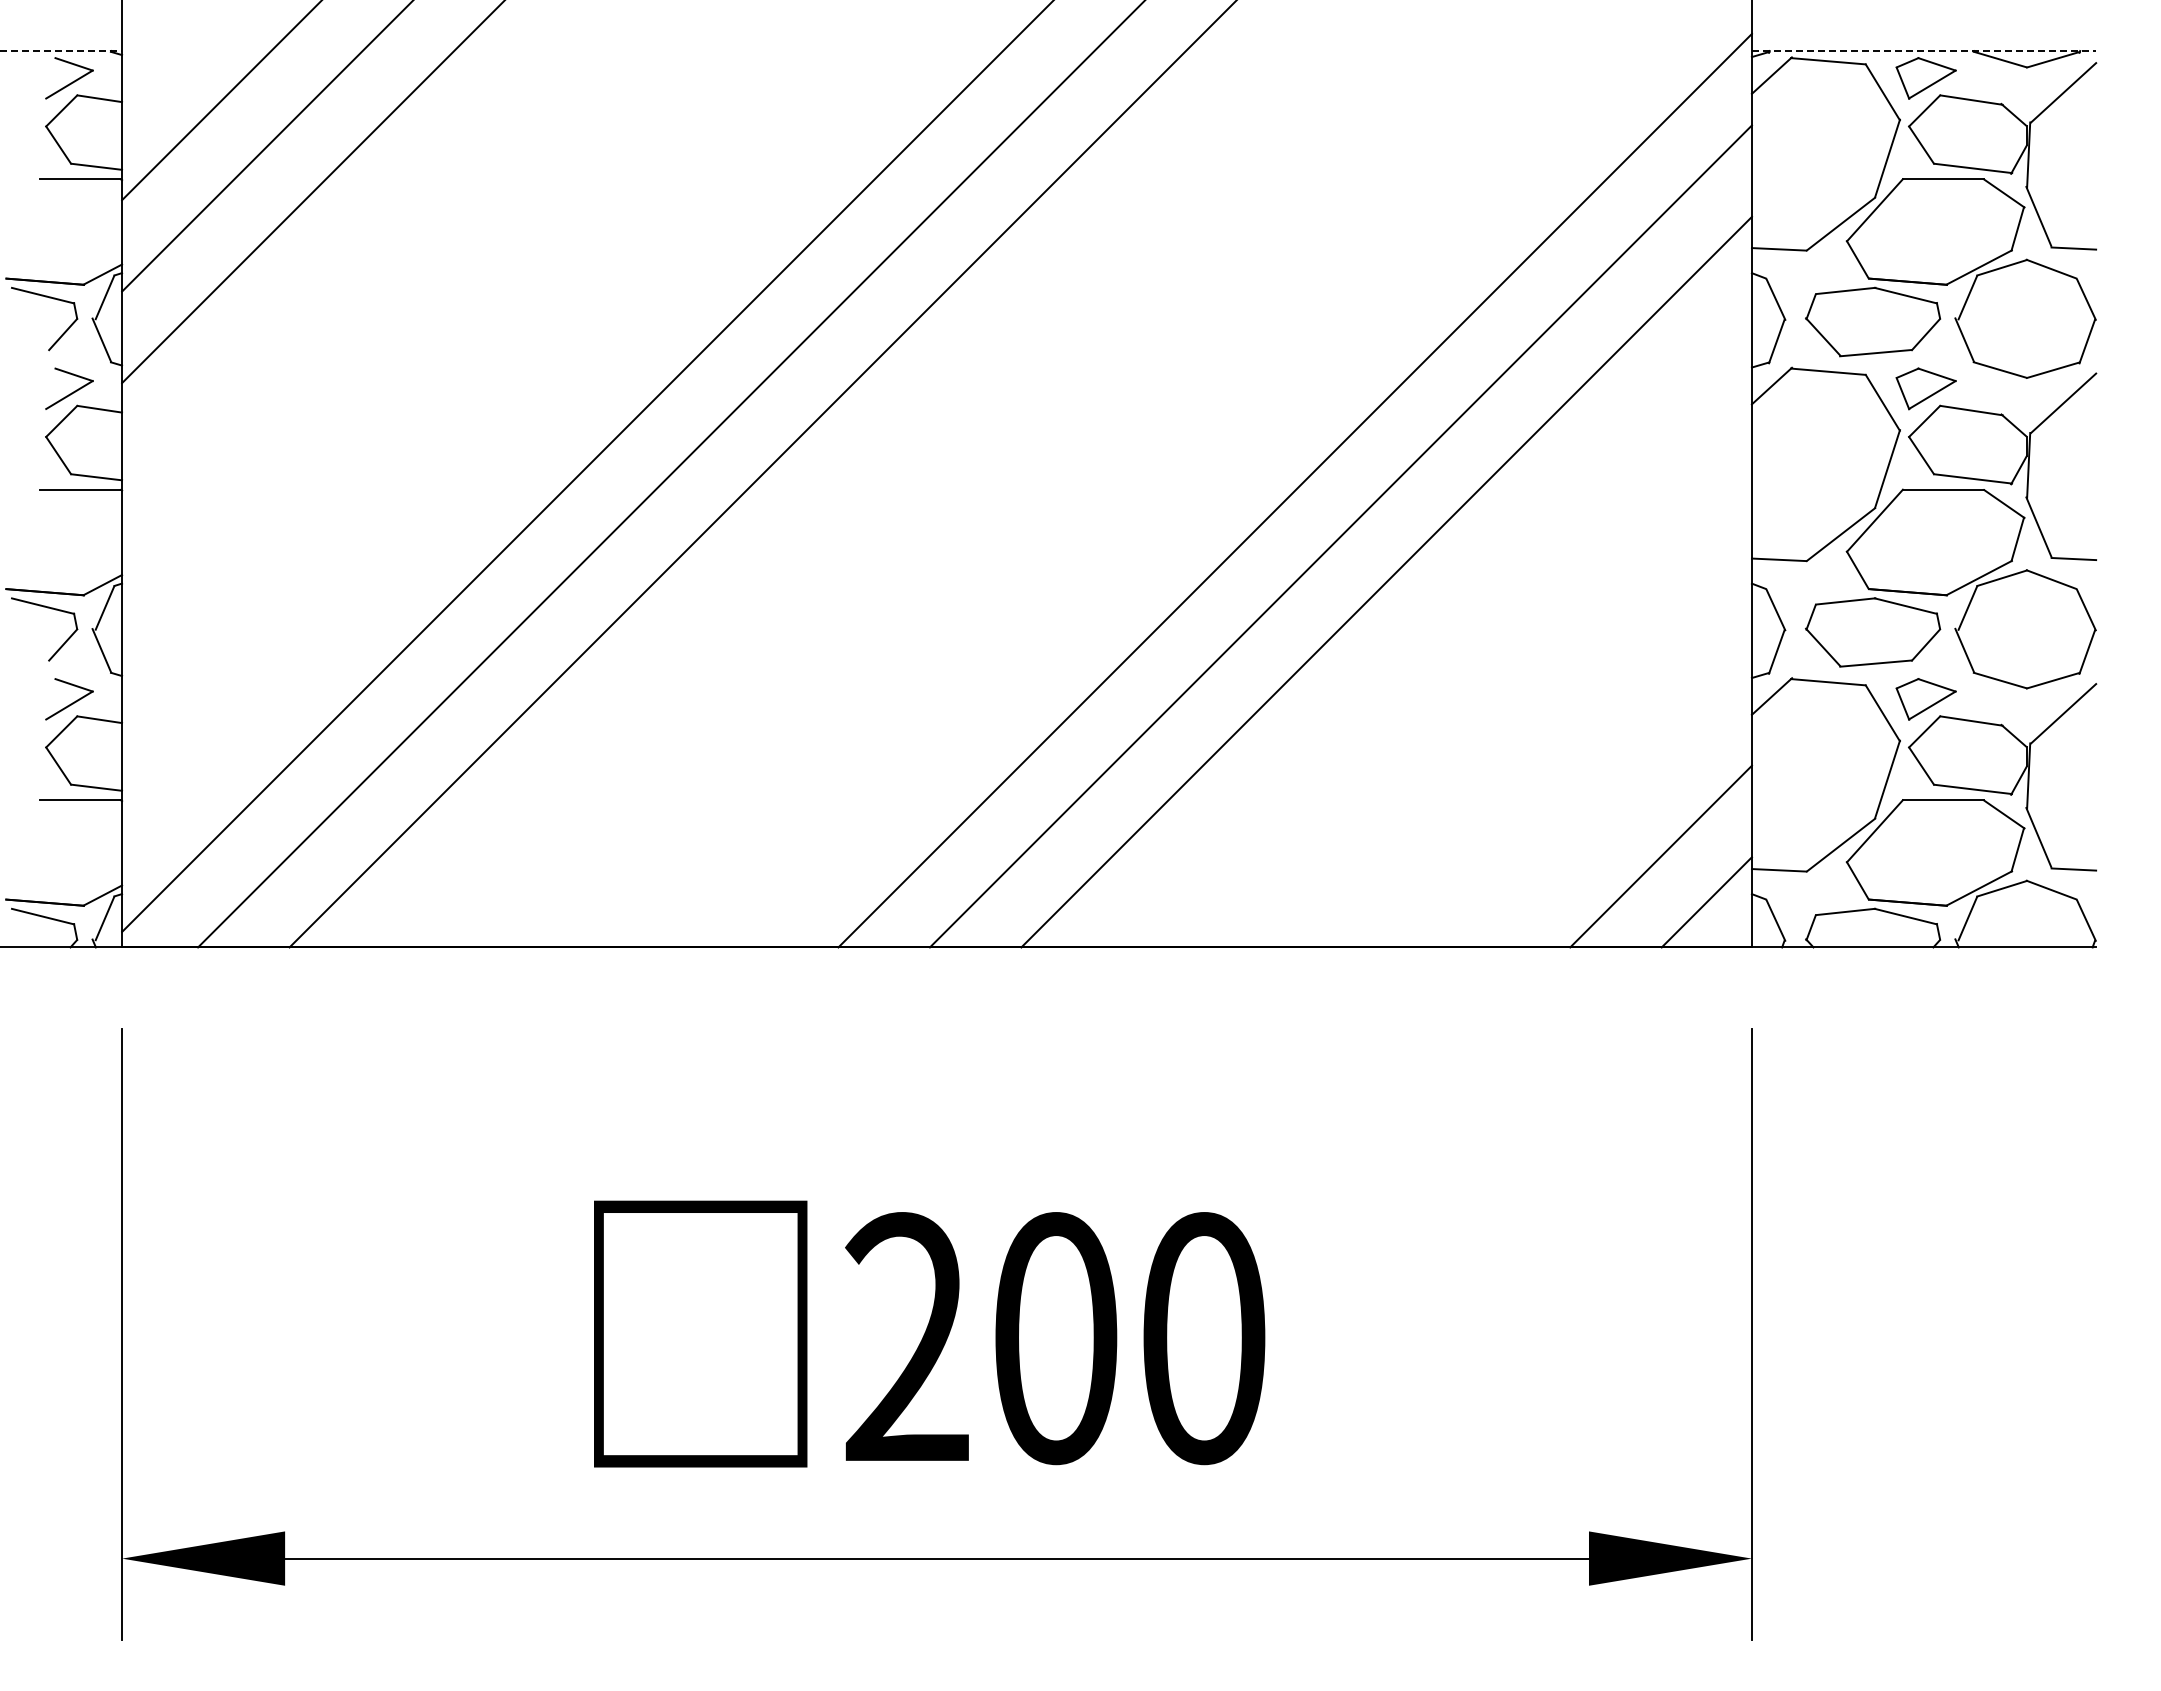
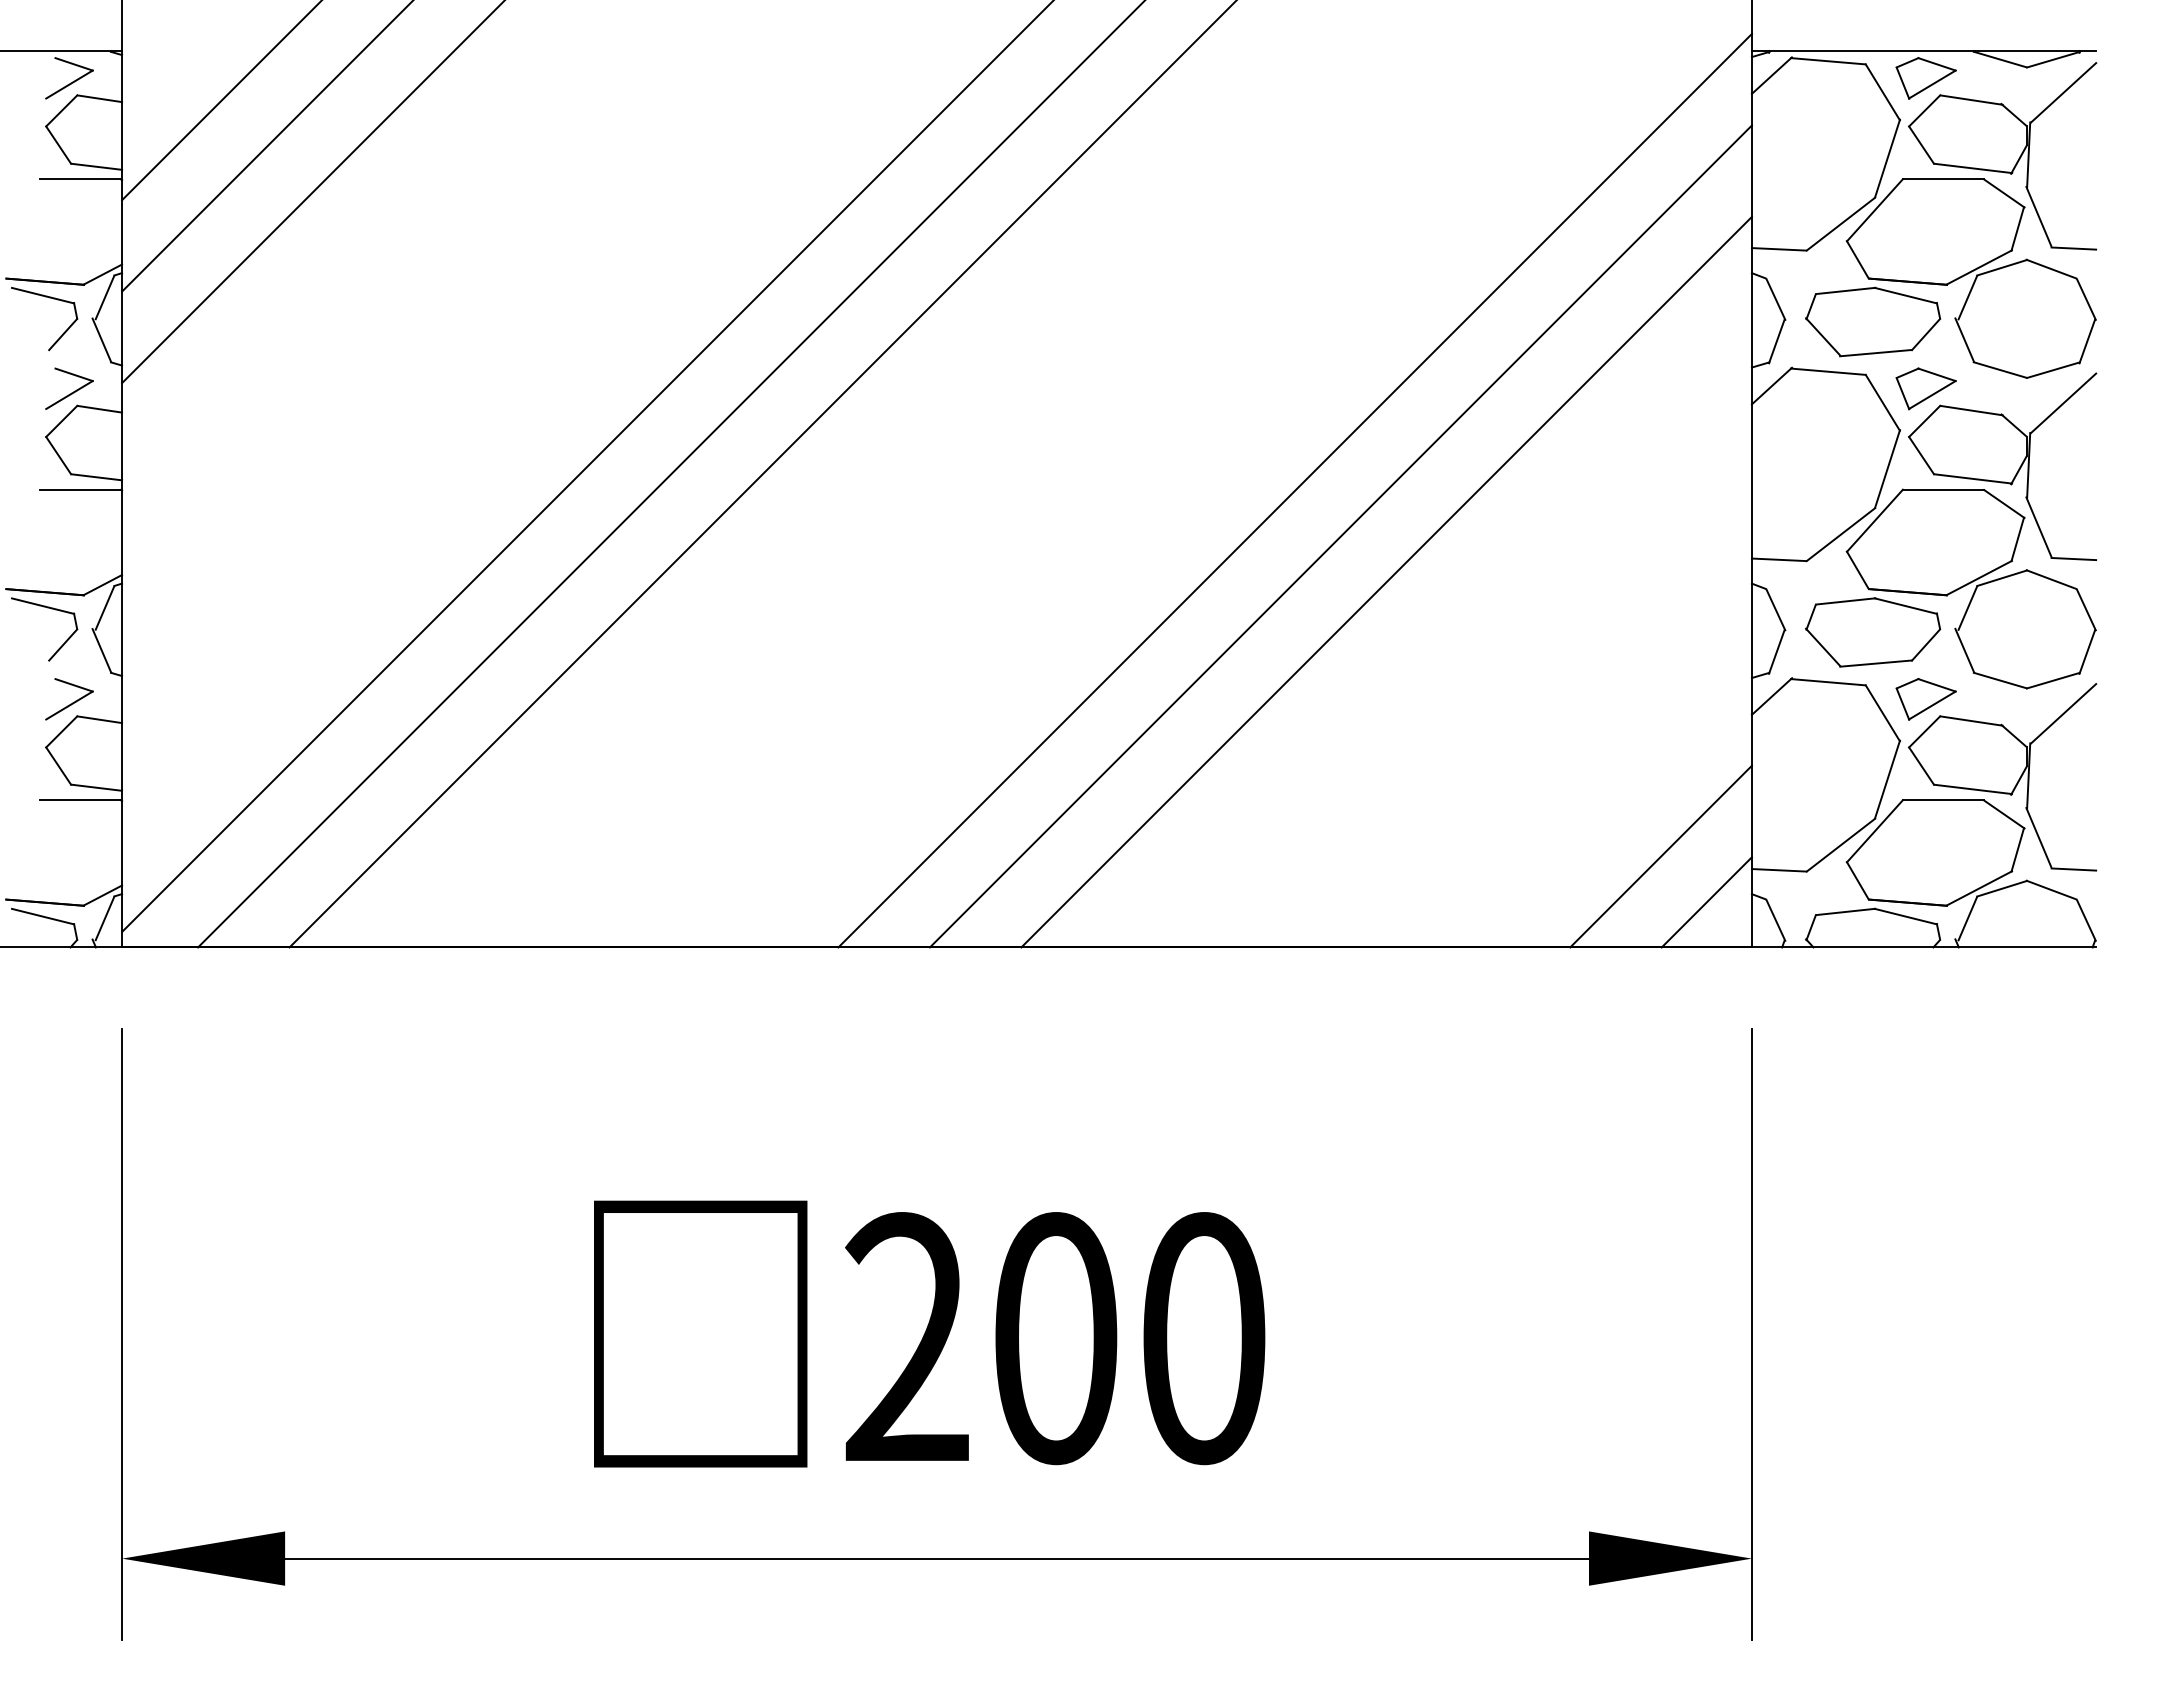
line: dashed -> solid (61, 51)
line: dashed -> solid (1924, 51)
